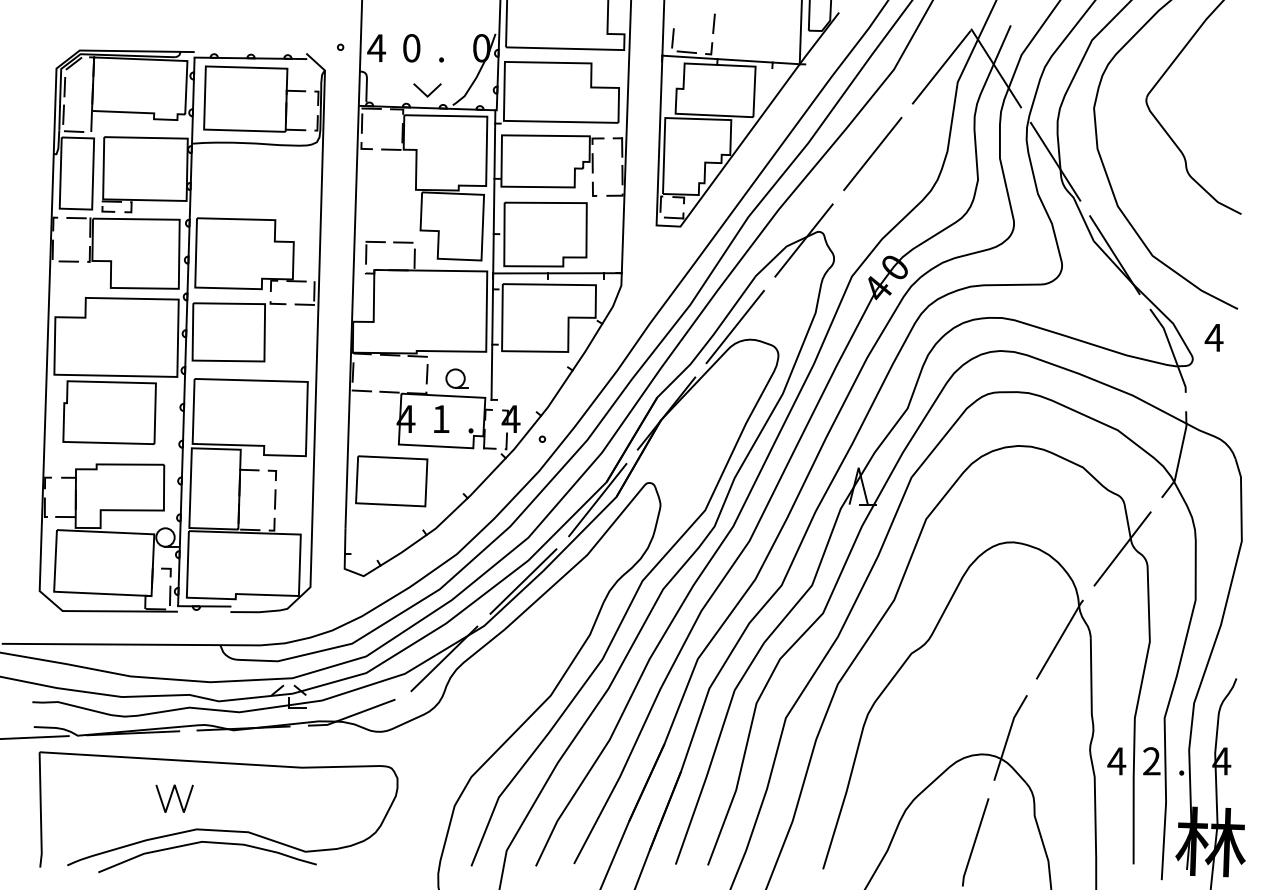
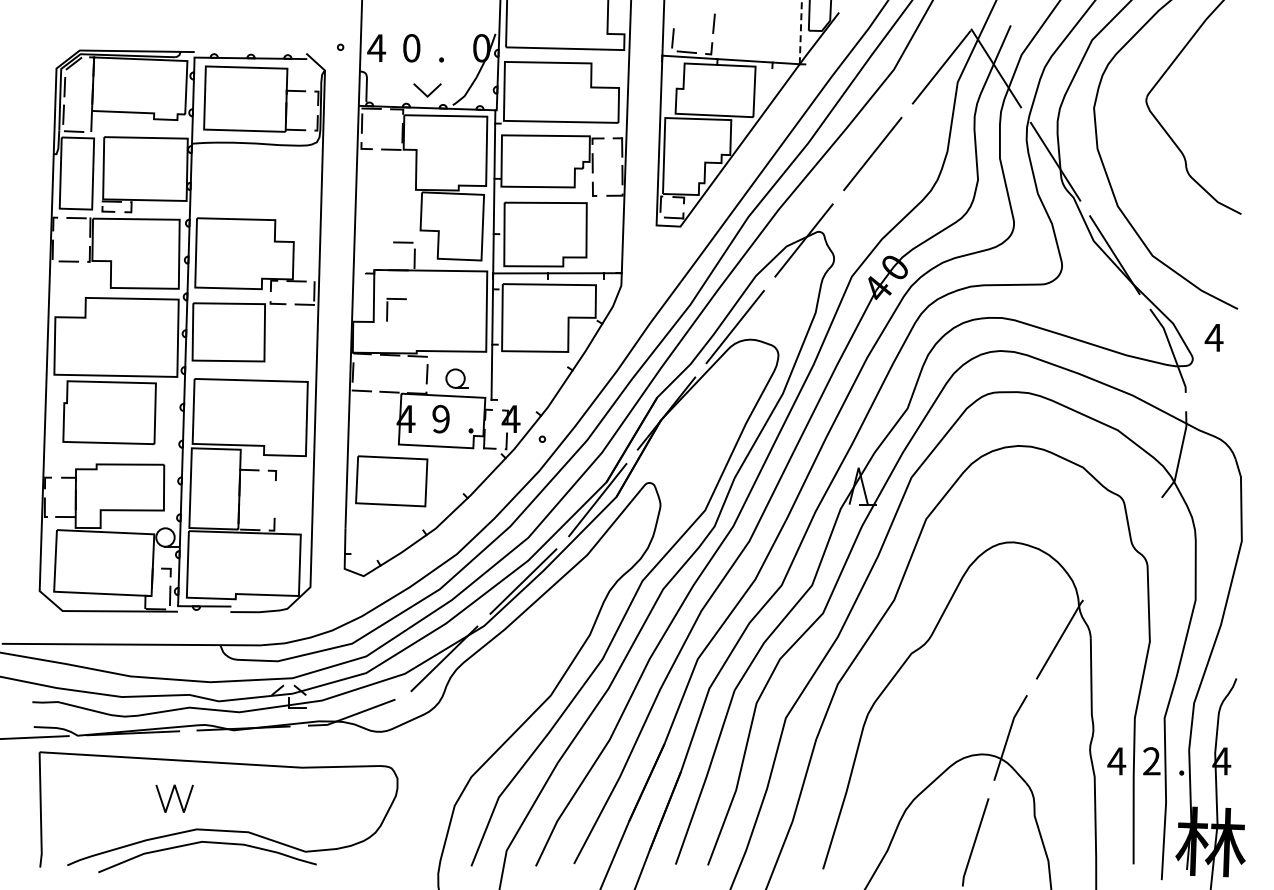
line: solid -> dashed (800, 32)
part position: (367, 252) -> (388, 309) (388, 309)
text: 1 -> 9 (440, 419)
line: present -> none (275, 499)
line: present -> none (1122, 548)
